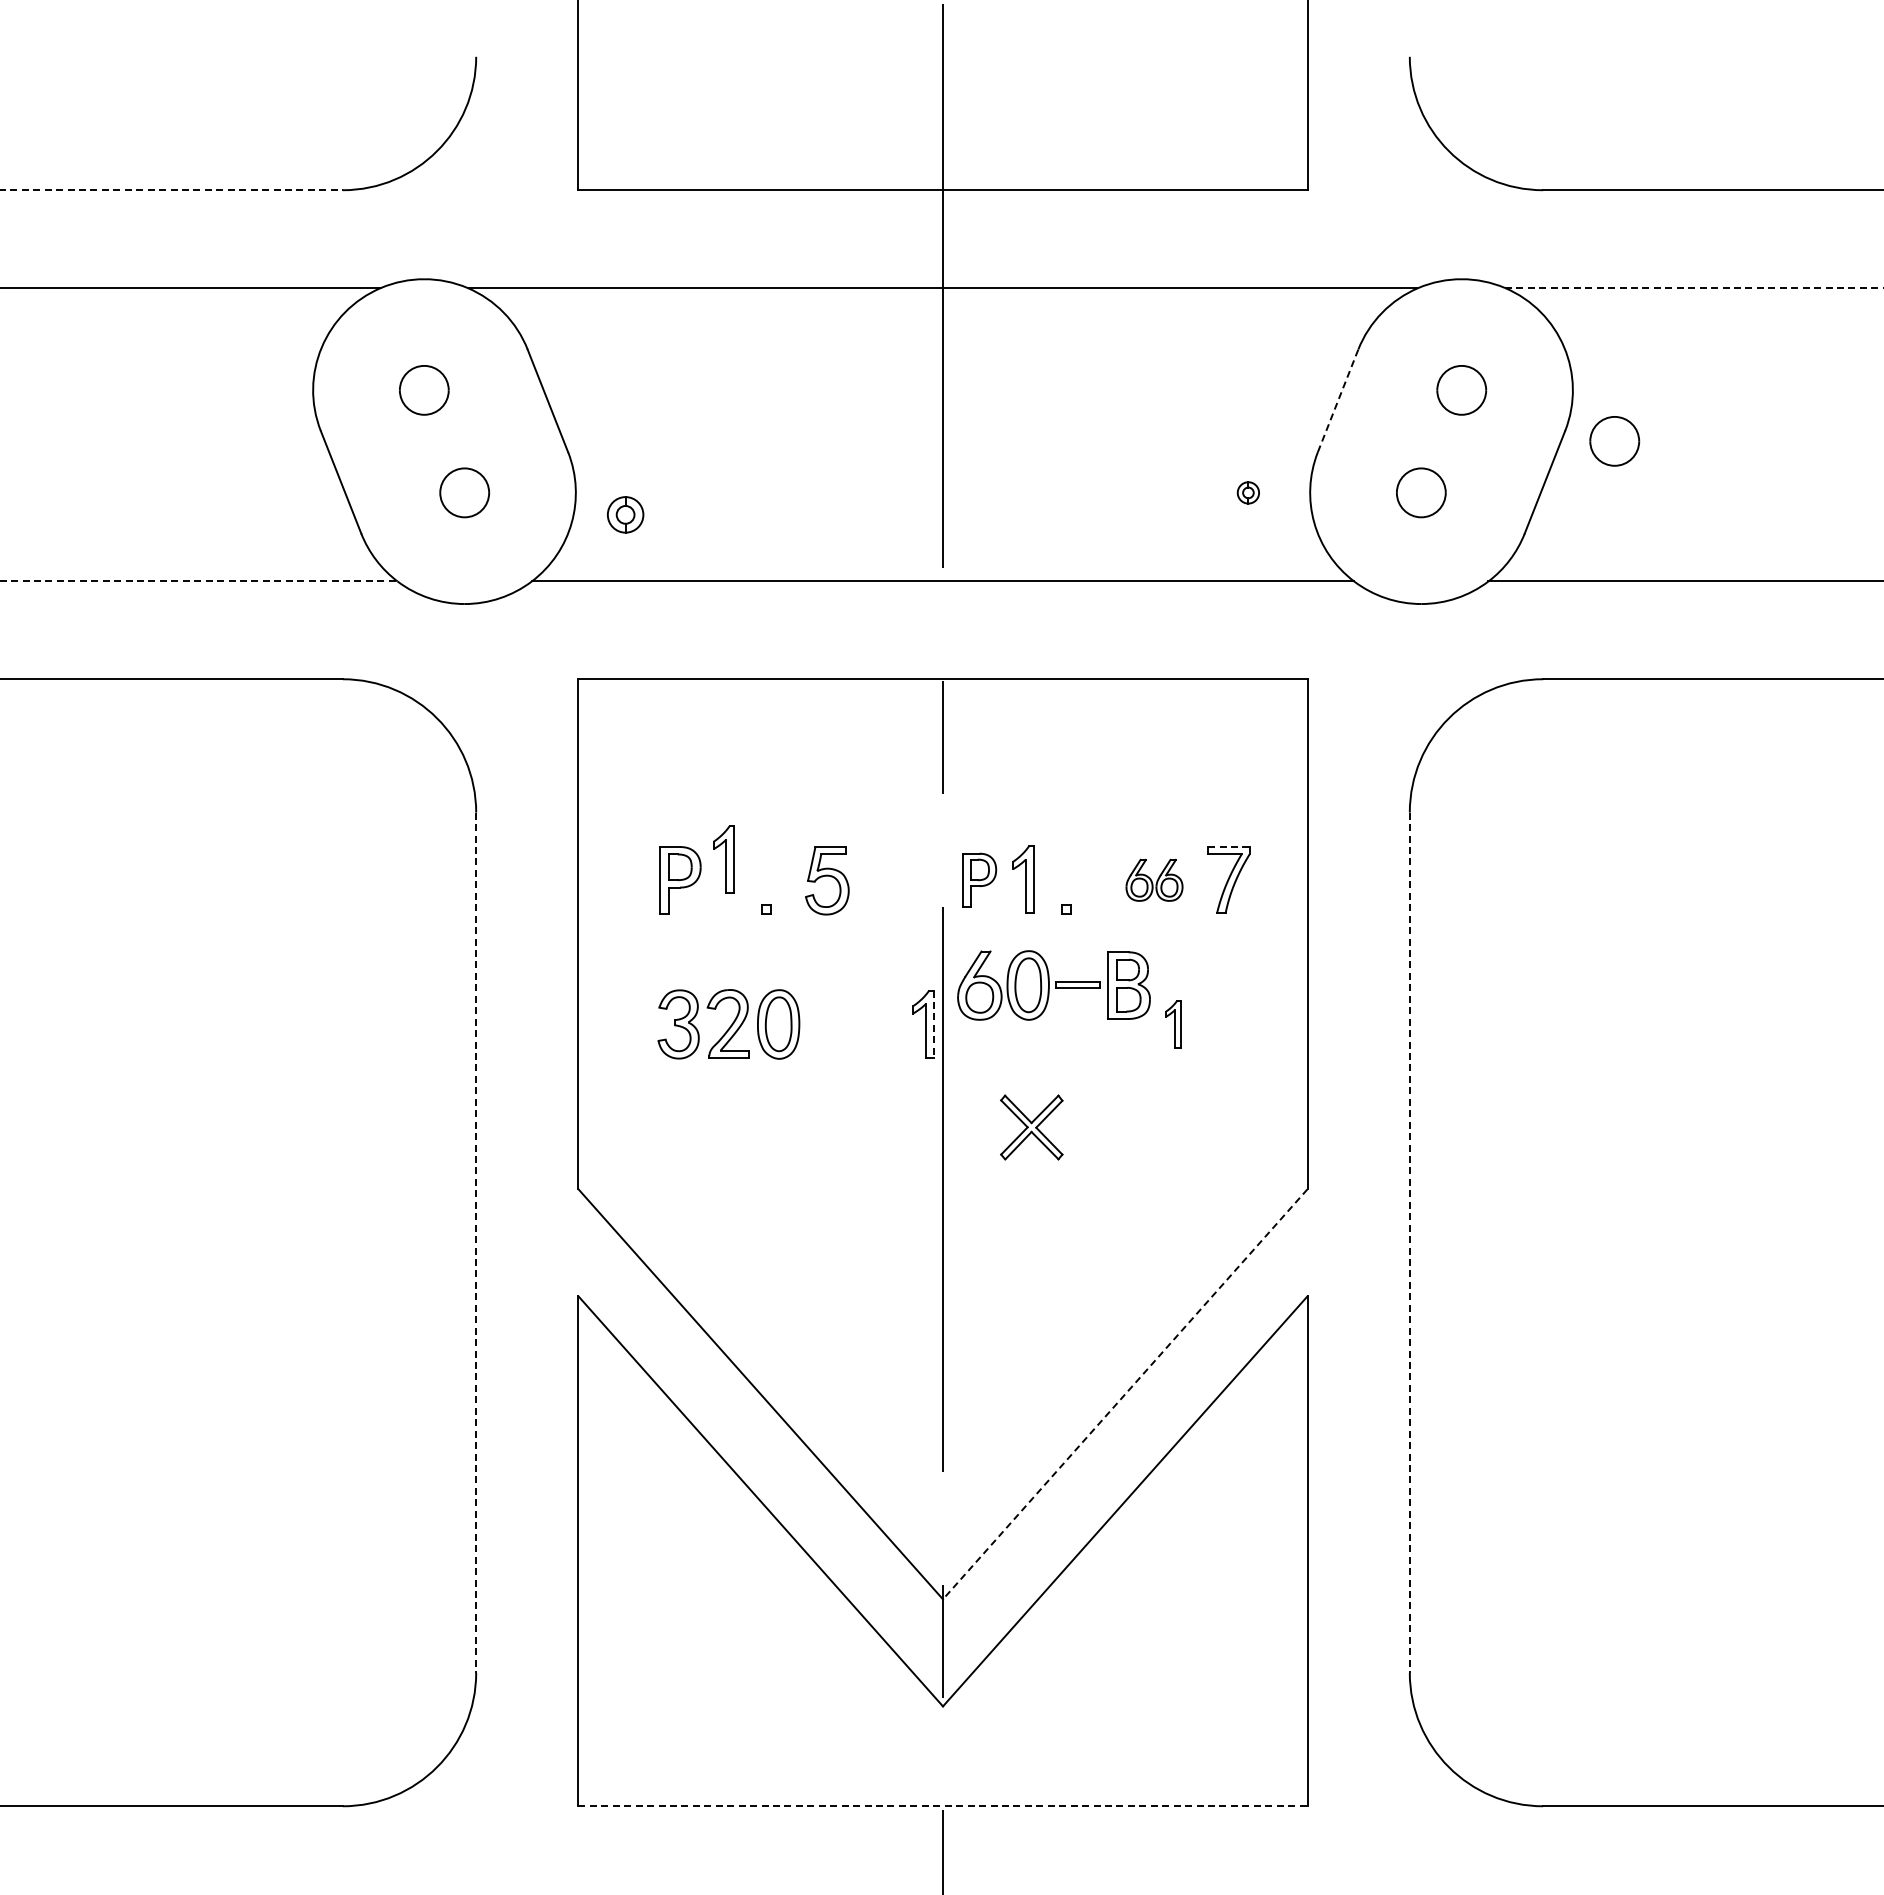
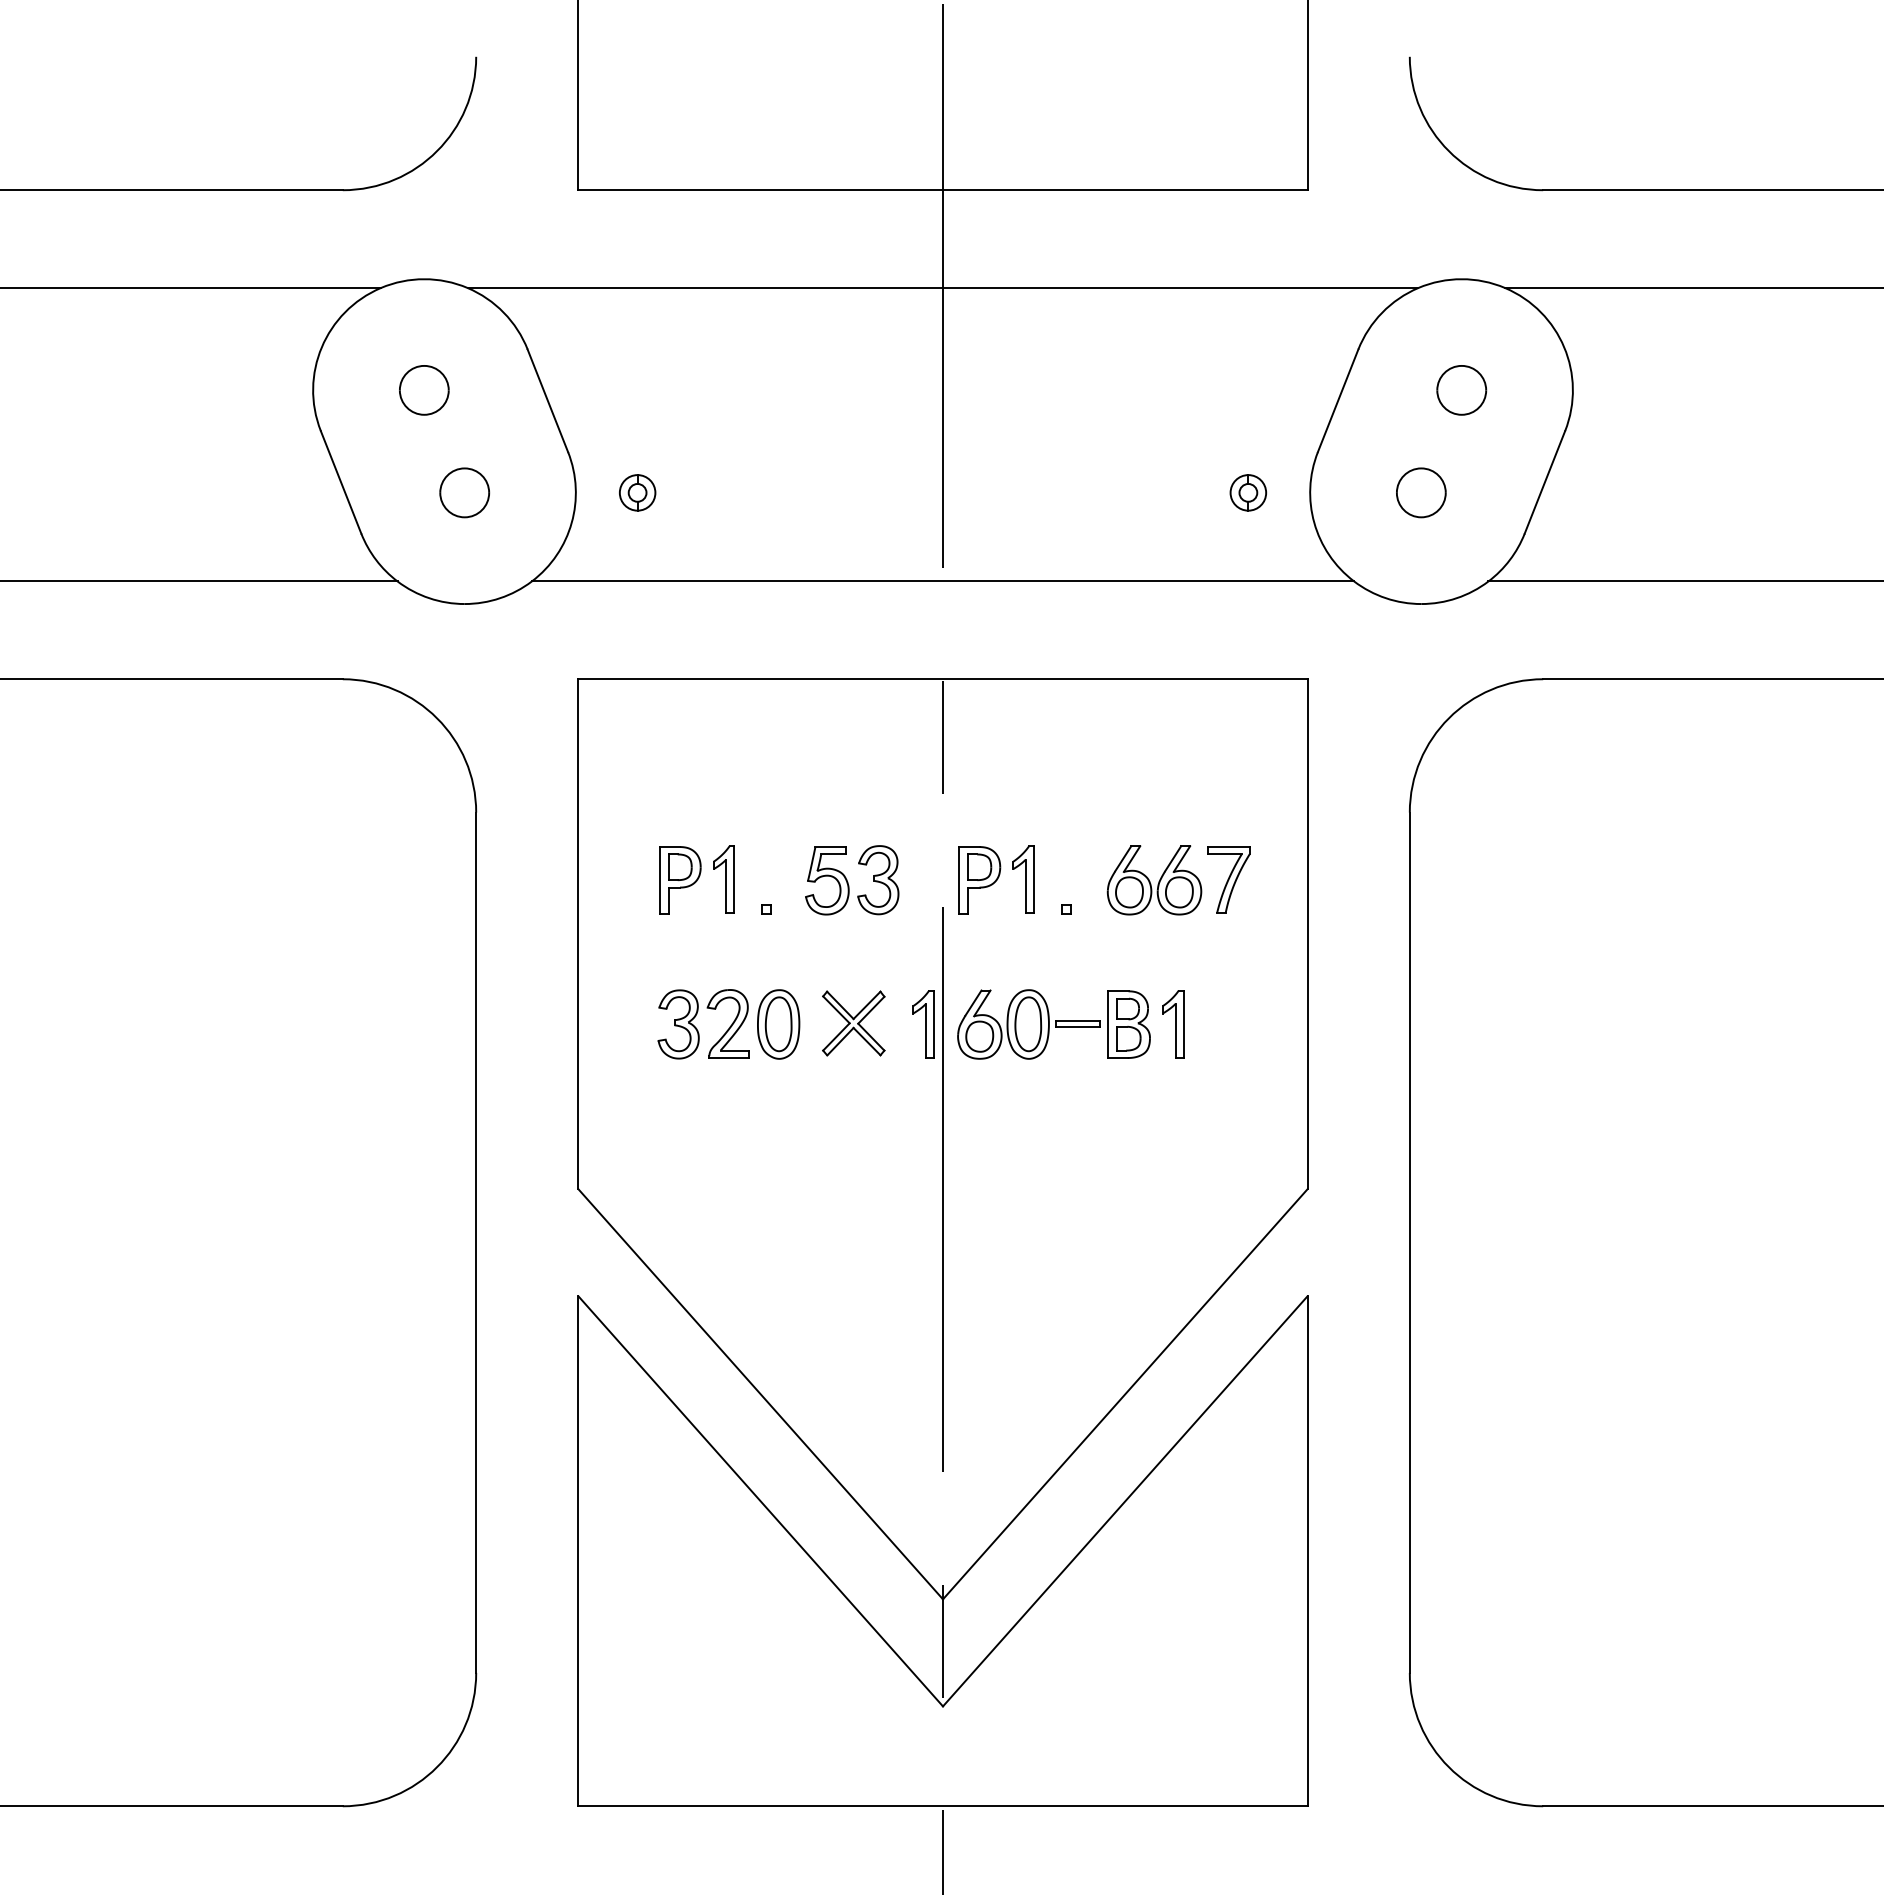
line: dashed -> solid (171, 190)
line: dashed -> solid (1694, 288)
line: dashed -> solid (1338, 400)
part: present -> none (1614, 441)
part size: 24x24 px -> 39x38 px (1248, 492)
part position: (625, 514) -> (637, 492) (637, 492)
line: dashed -> solid (199, 581)
line: dashed -> solid (1228, 847)
part position: (723, 859) -> (723, 879) (723, 879)
part size: 36x56 px -> 44x69 px (979, 880)
part size: 59x44 px -> 97x71 px (1154, 880)
part: none -> present (878, 880)
part position: (1053, 985) -> (1053, 1024) (1053, 1024)
line: dashed -> solid (933, 1024)
part size: 17x49 px -> 23x69 px (1173, 1024)
part position: (1031, 1127) -> (853, 1023) (853, 1023)
line: dashed -> solid (476, 1243)
line: dashed -> solid (1409, 1243)
line: dashed -> solid (1124, 1394)
line: dashed -> solid (943, 1806)
